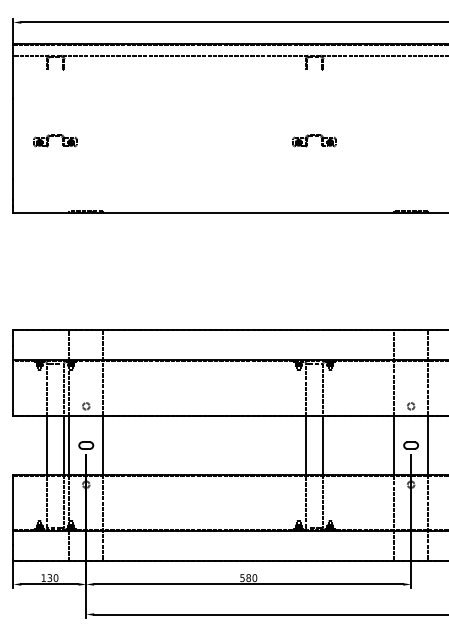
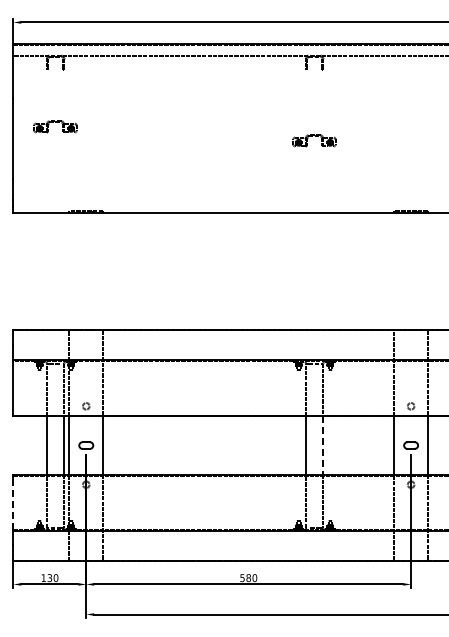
part position: (55, 140) -> (55, 126) (55, 126)
line: solid -> dashed (322, 446)
line: solid -> dashed (13, 503)
